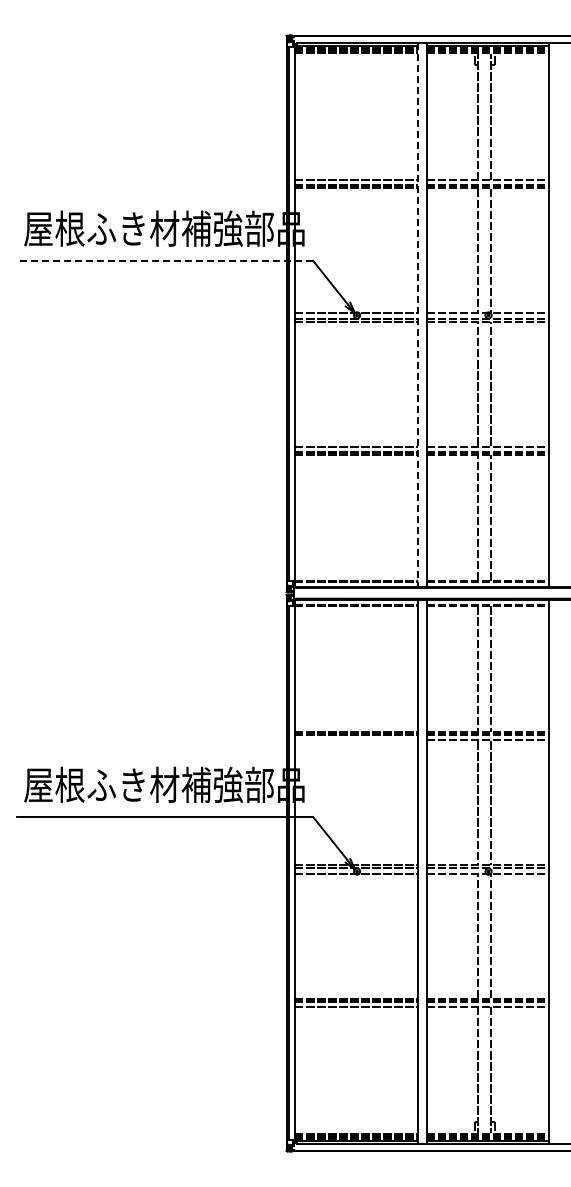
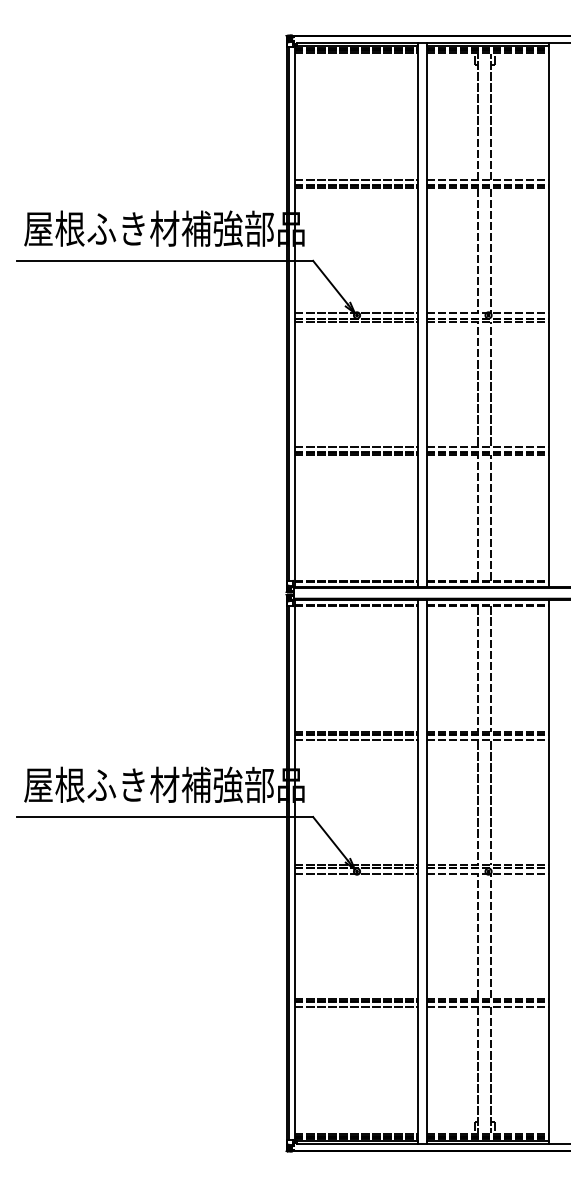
line: dashed -> solid (165, 260)
line: dashed -> solid (417, 315)
line: none -> present (356, 740)
